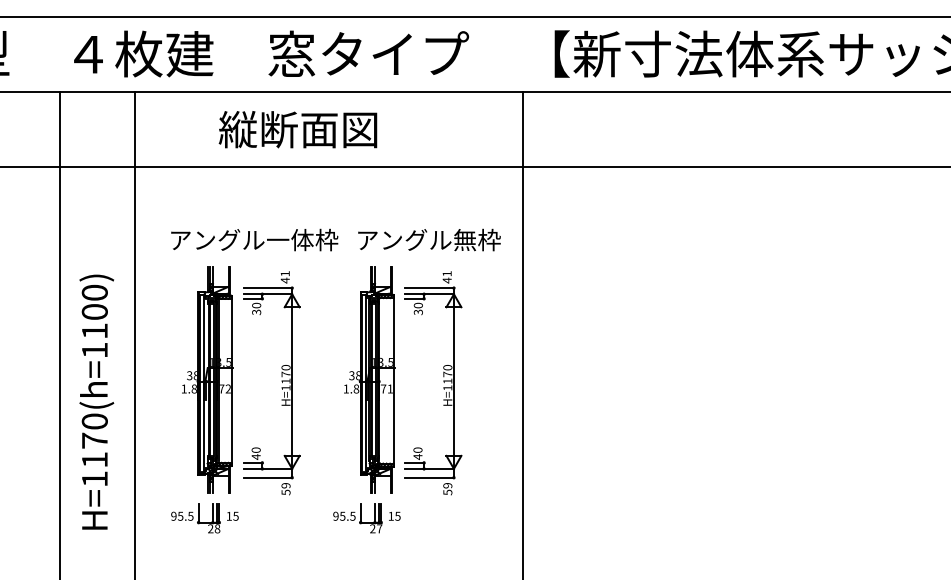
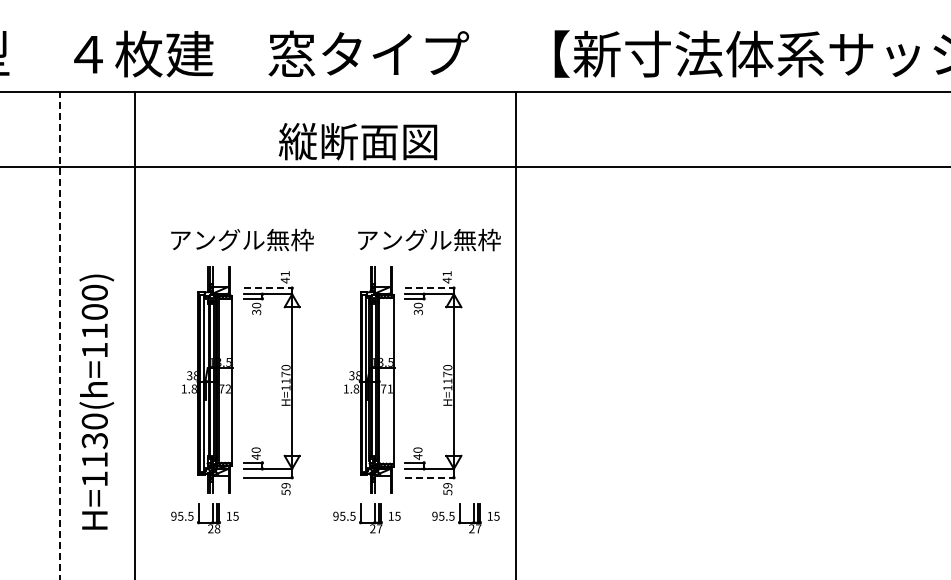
line: present -> none (474, 17)
text position: (297, 129) -> (357, 141) (357, 141)
text: アングル一体枠 -> アングル無枠 (302, 239)
line: solid -> dashed (268, 288)
line: solid -> dashed (430, 288)
line position: (522, 334) -> (515, 334) (515, 334)
line: solid -> dashed (60, 335)
text: H=1170(h=1100) -> H=1130(h=1100) (94, 440)
line: solid -> dashed (430, 477)
part: none -> present (465, 518)
